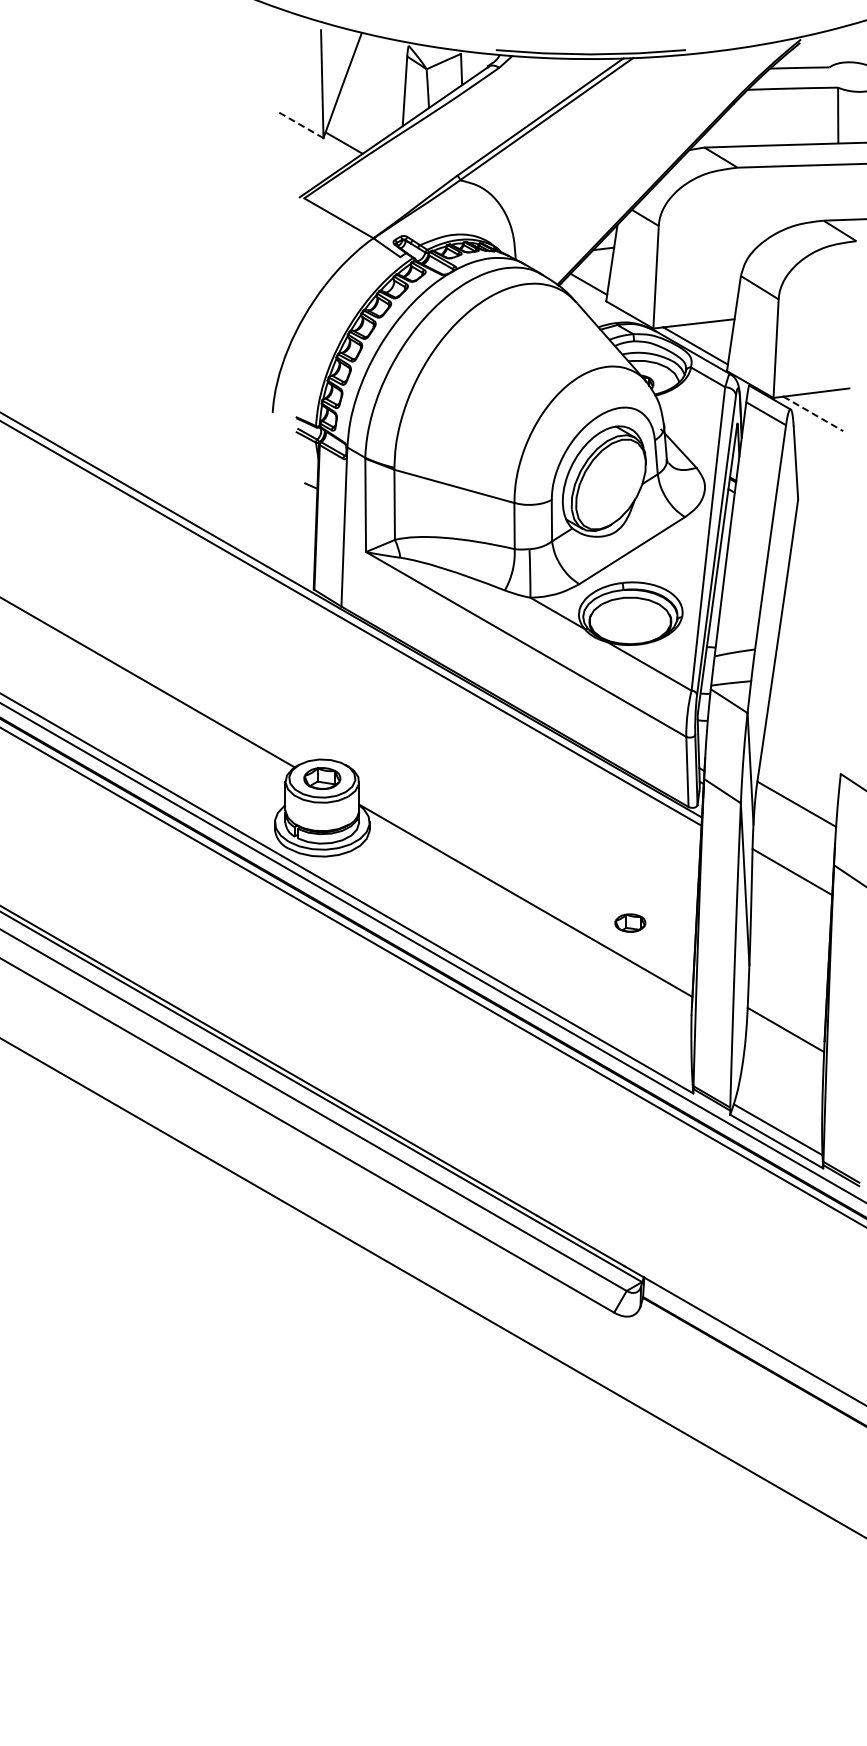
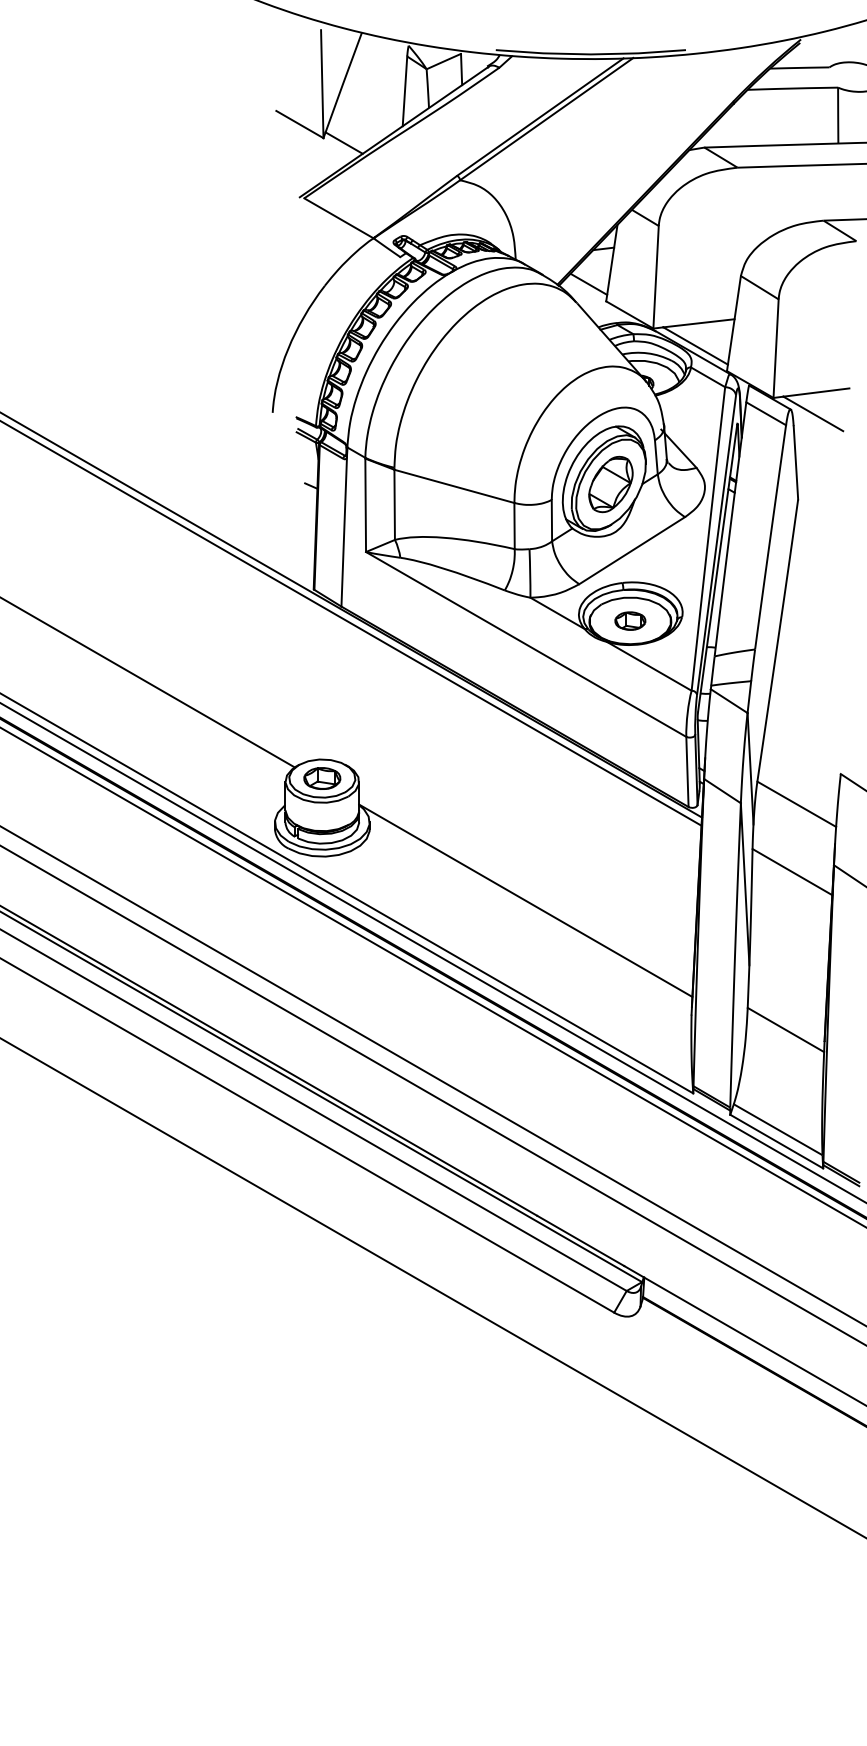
line: dashed -> solid (299, 124)
line: dashed -> solid (813, 414)
part: none -> present (610, 484)
part position: (630, 922) -> (630, 620) (630, 620)
line: none -> present (432, 1075)
line: none -> present (432, 1094)
